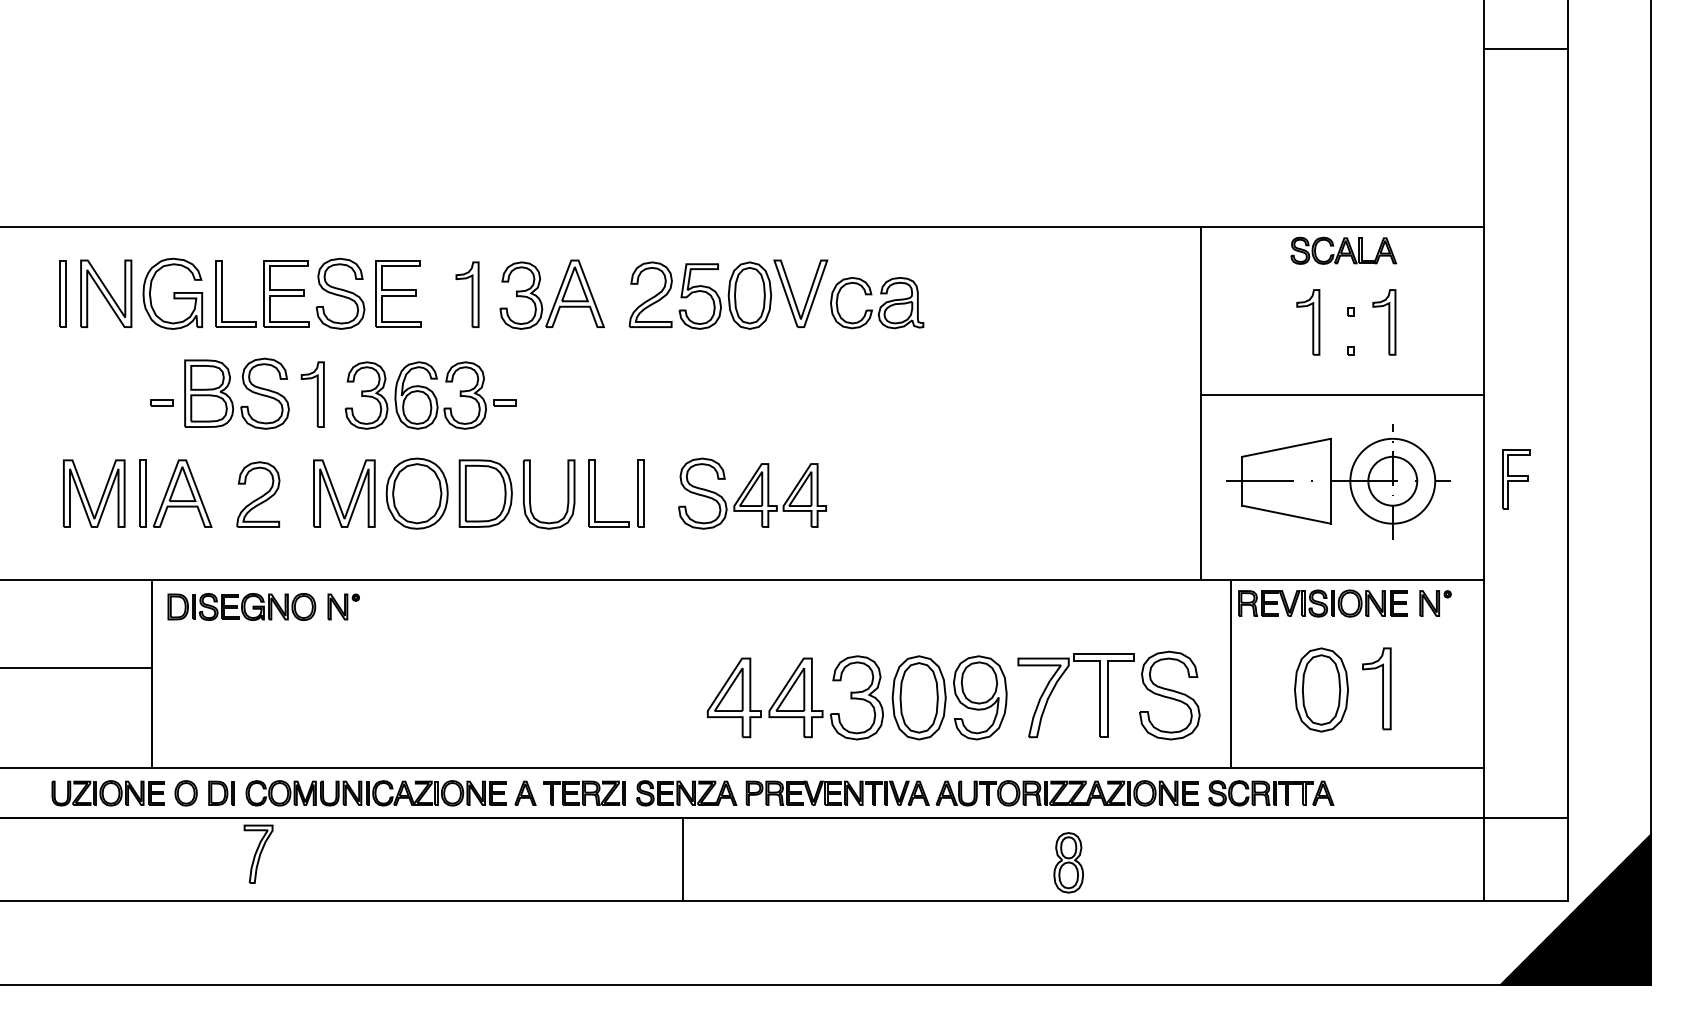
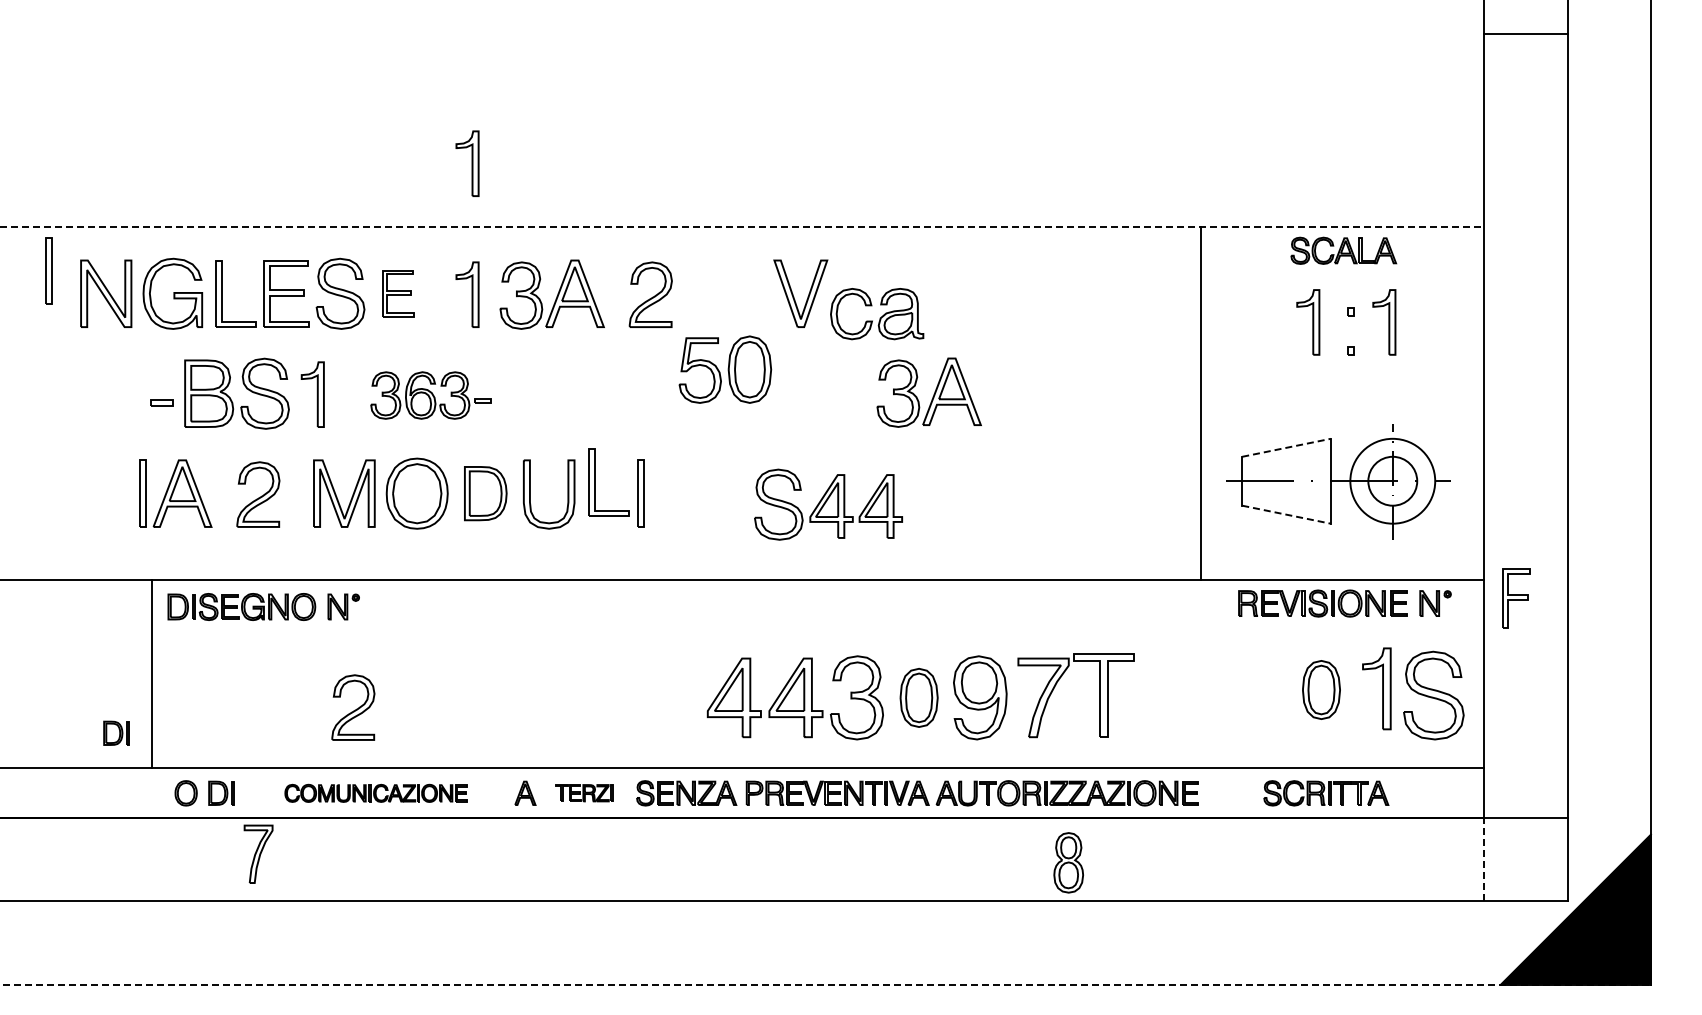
line position: (1525, 49) -> (1525, 34) (1525, 34)
part: none -> present (467, 163)
line: solid -> dashed (742, 226)
part position: (62, 293) -> (48, 270) (48, 270)
part size: 47x68 px -> 33x48 px (398, 293)
part position: (725, 295) -> (725, 369) (725, 369)
part position: (877, 303) -> (877, 314) (877, 314)
part: none -> present (928, 392)
part size: 173x69 px -> 122x49 px (430, 395)
line: present -> none (1342, 395)
line: solid -> dashed (1286, 447)
part position: (1516, 479) -> (1516, 598) (1516, 598)
part size: 55x69 px -> 44x56 px (485, 493)
part position: (595, 493) -> (595, 482) (595, 482)
part position: (752, 493) -> (828, 504) (828, 504)
part: present -> none (101, 496)
line: solid -> dashed (1286, 514)
line: present -> none (77, 668)
line: present -> none (1231, 673)
part size: 55x86 px -> 39x60 px (1321, 689)
part position: (1169, 695) -> (1433, 695) (1433, 695)
part size: 56x86 px -> 40x60 px (918, 697)
part: none -> present (353, 707)
part: none -> present (116, 732)
part size: 83x26 px -> 59x19 px (584, 793)
part: present -> none (107, 793)
part size: 262x27 px -> 184x20 px (375, 792)
part position: (1271, 793) -> (1326, 793) (1326, 793)
line: present -> none (682, 859)
line: solid -> dashed (1484, 859)
line: solid -> dashed (825, 984)
